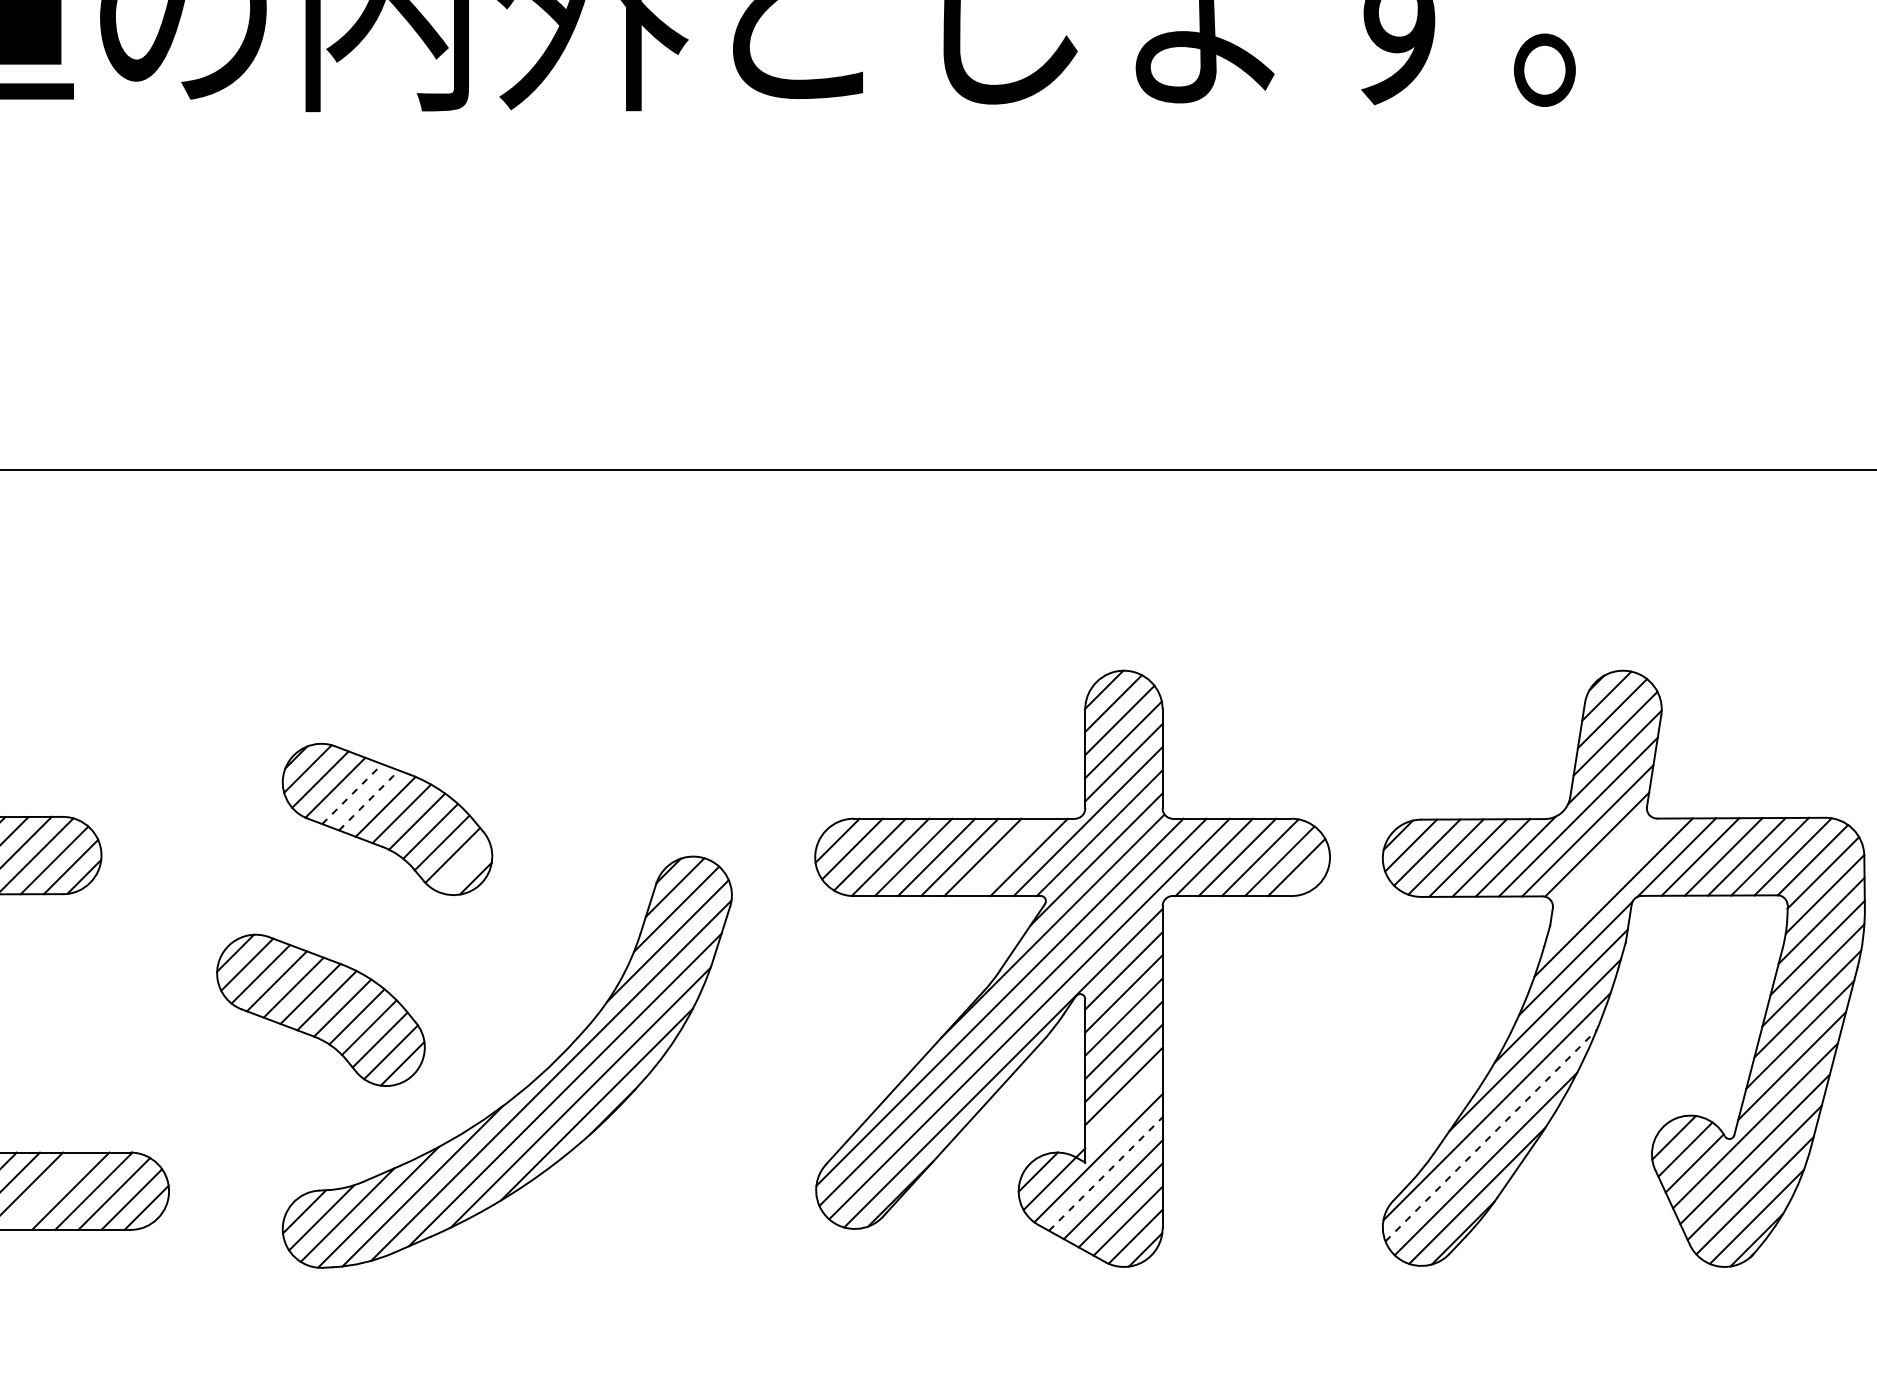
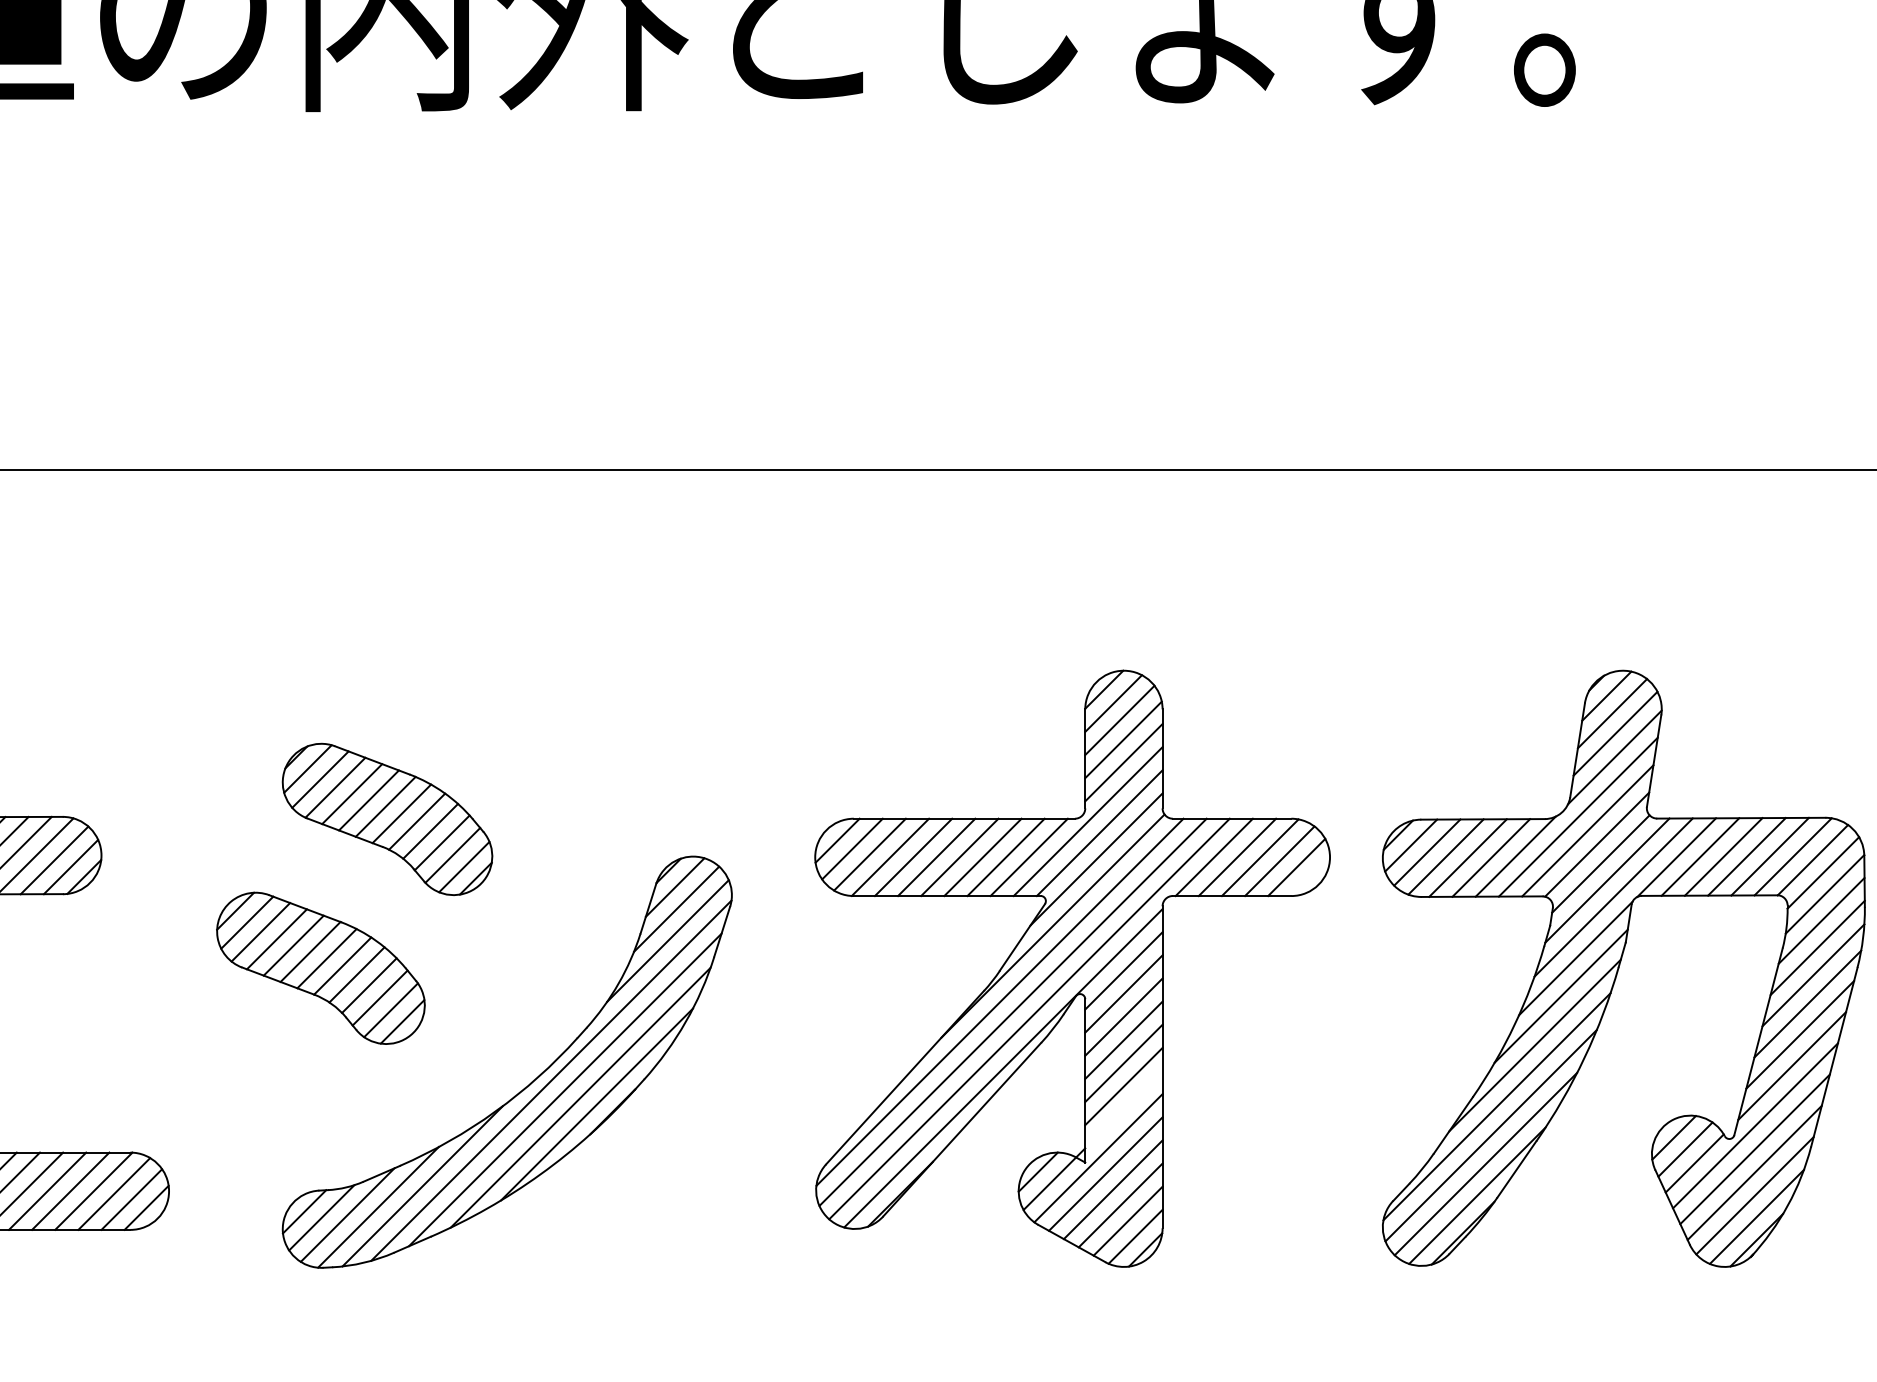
line: dashed -> solid (352, 793)
line: dashed -> solid (369, 800)
line: none -> present (1005, 857)
line: none -> present (1600, 863)
line: none -> present (464, 866)
line: none -> present (1607, 880)
part position: (320, 1009) -> (320, 967) (320, 967)
line: dashed -> solid (1491, 1135)
line: dashed -> solid (1106, 1173)
line: none -> present (47, 1190)
